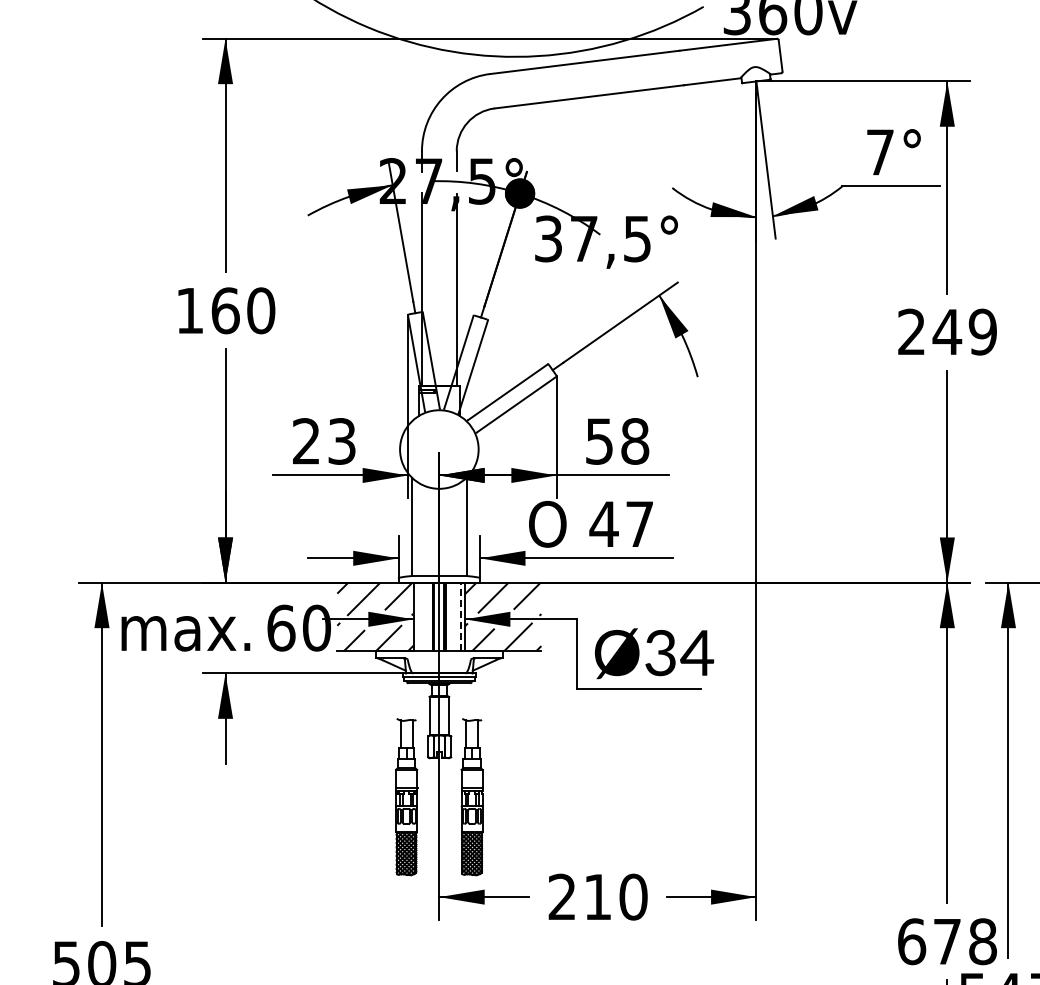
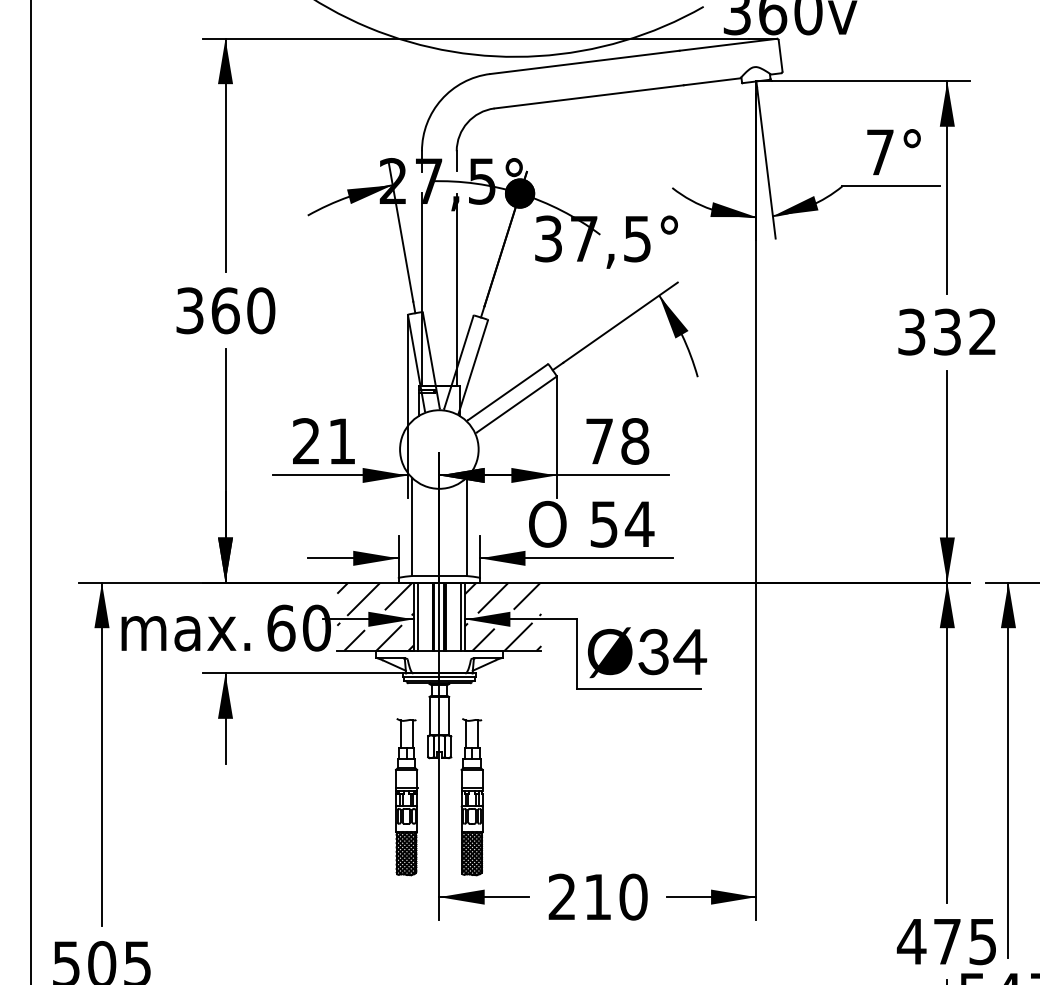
text: 160 -> 360 (189, 310)
text: 249 -> 332 (947, 331)
text: 23 -> 21 (341, 441)
text: 58 -> 78 (599, 441)
line: none -> present (31, 491)
text: 47 -> 54 (621, 524)
line: none -> present (417, 616)
line: dashed -> solid (460, 616)
text position: (654, 653) -> (647, 652) (647, 652)
text: 678 -> 475 (946, 941)
